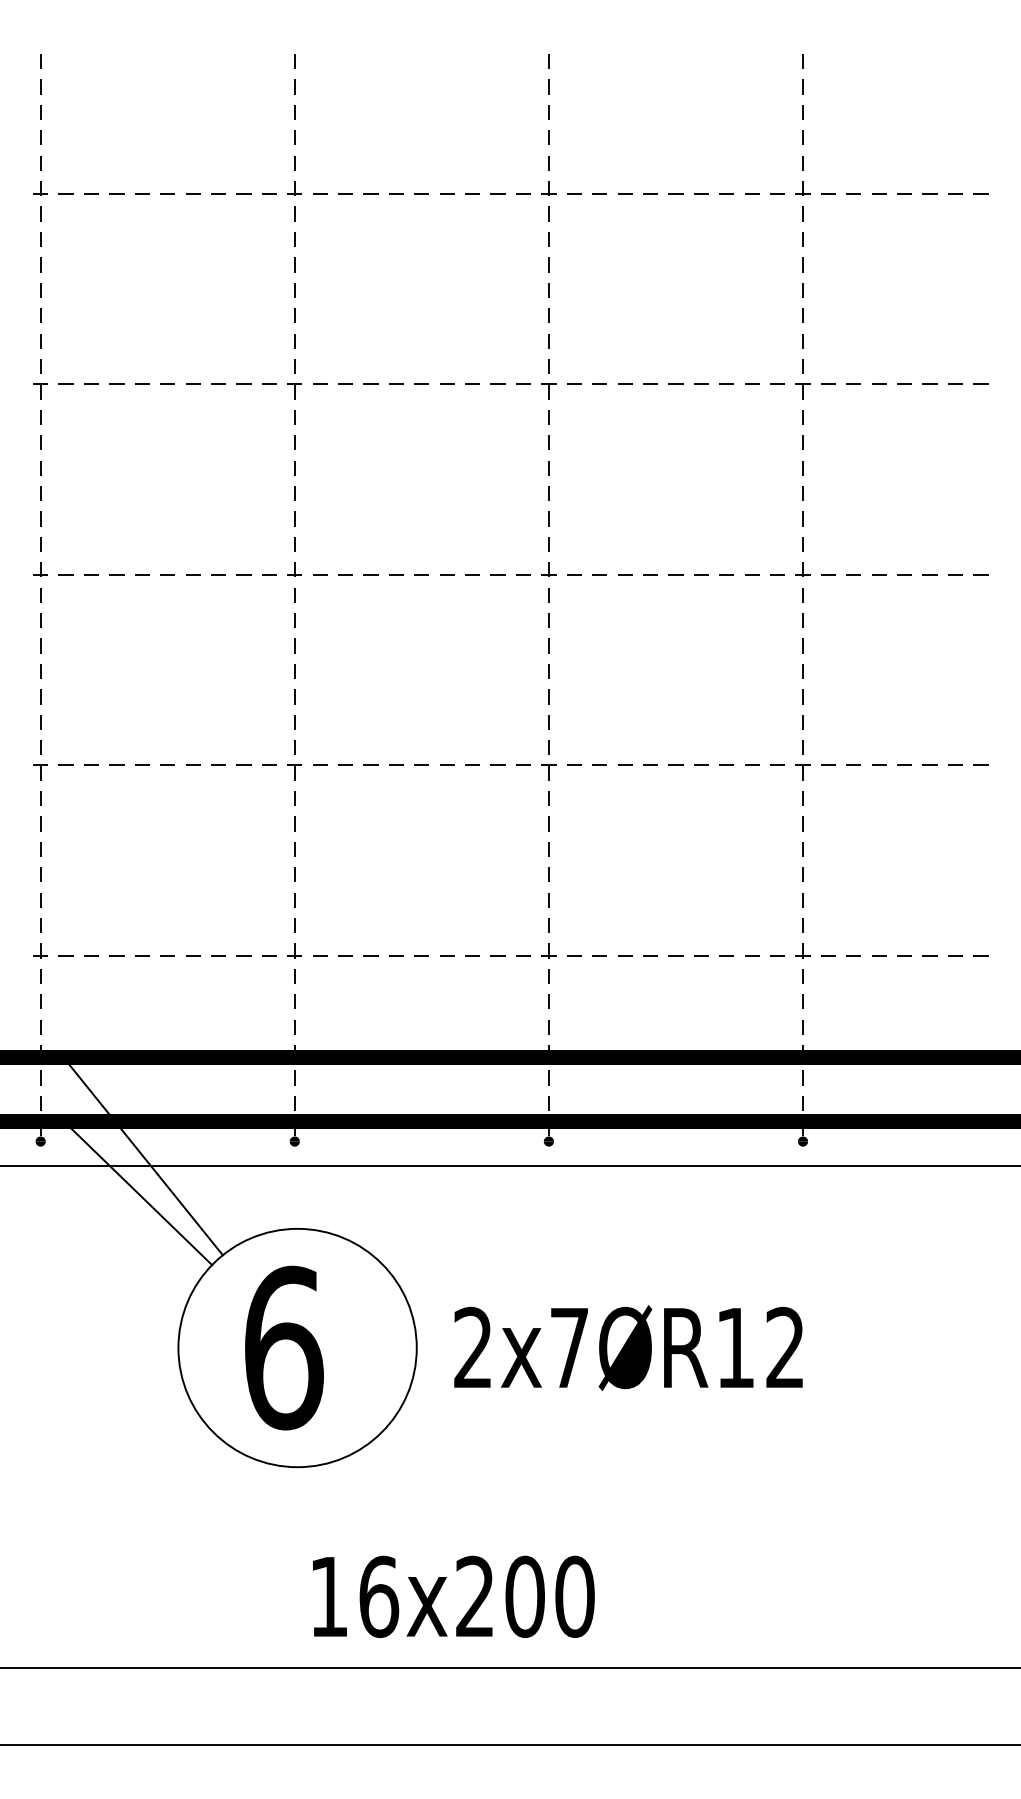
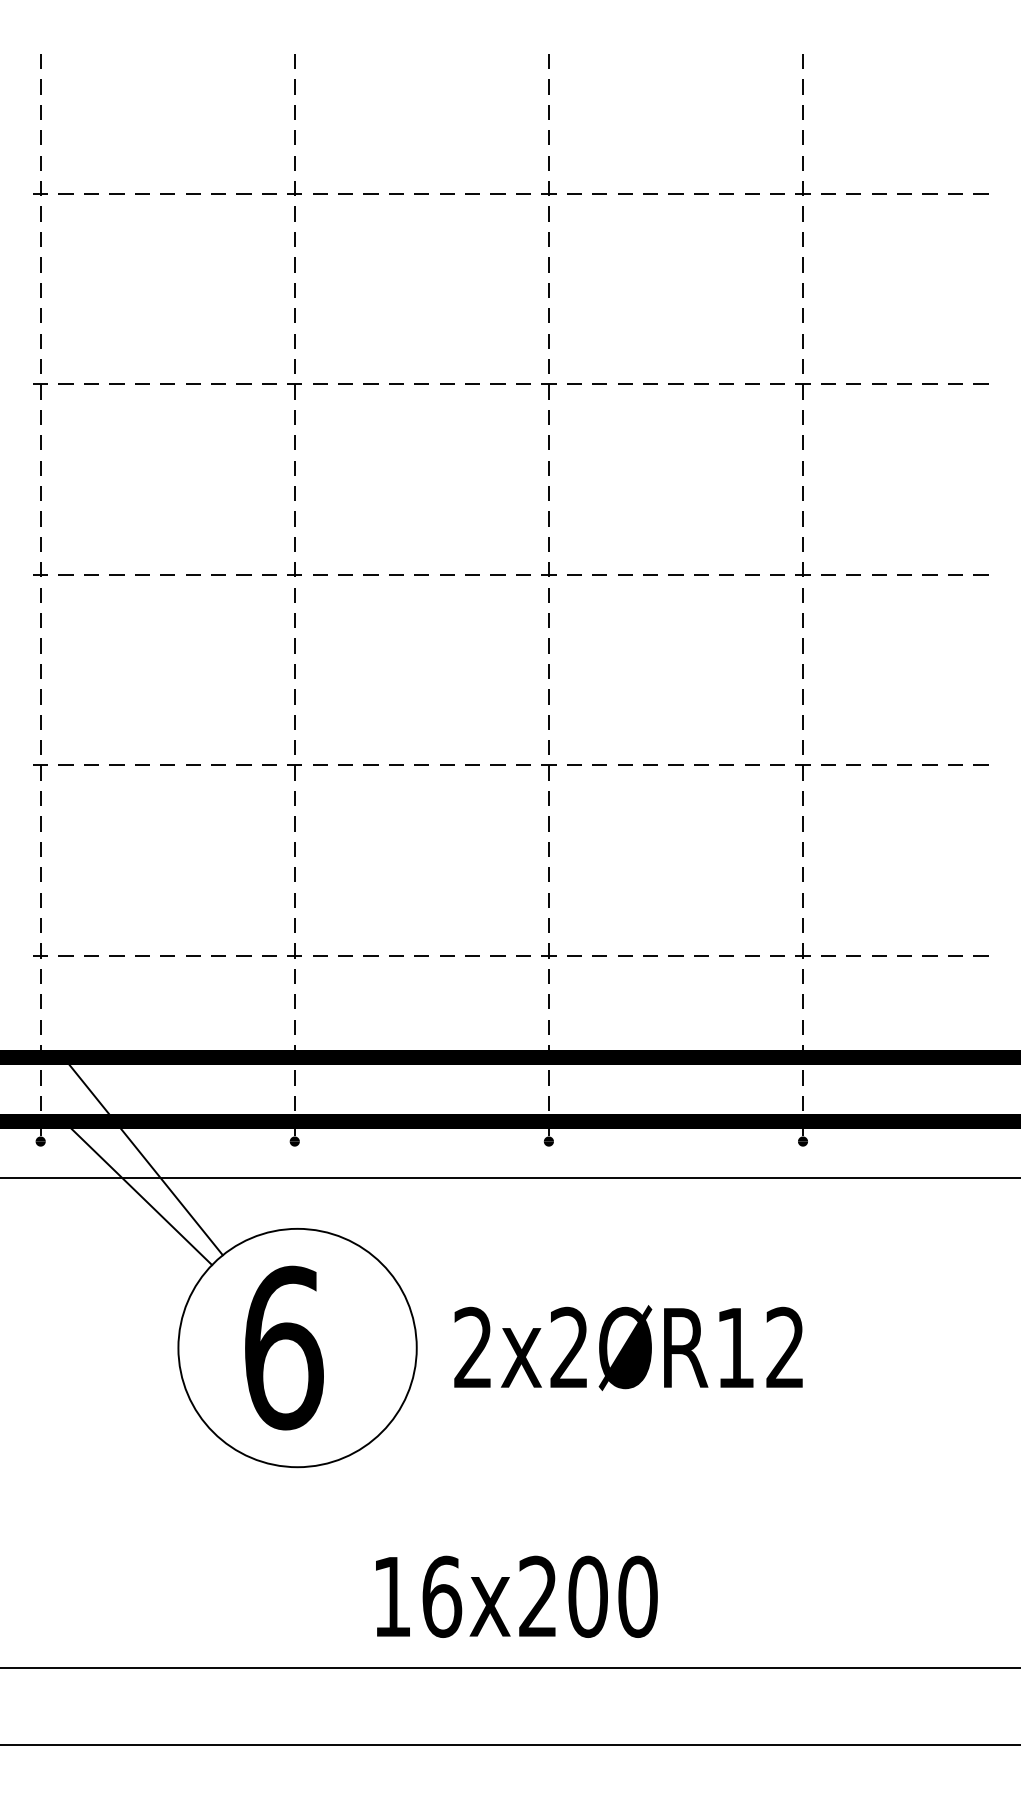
line position: (509, 1166) -> (509, 1178) (509, 1178)
text: 2x7ØR12 -> 2x2ØR12 (568, 1346)
text position: (453, 1596) -> (516, 1596) (516, 1596)
